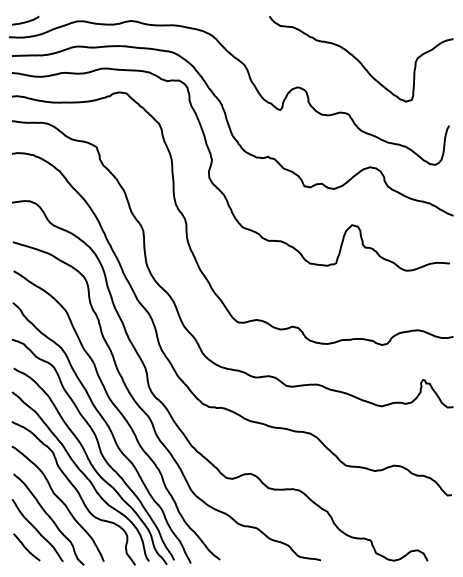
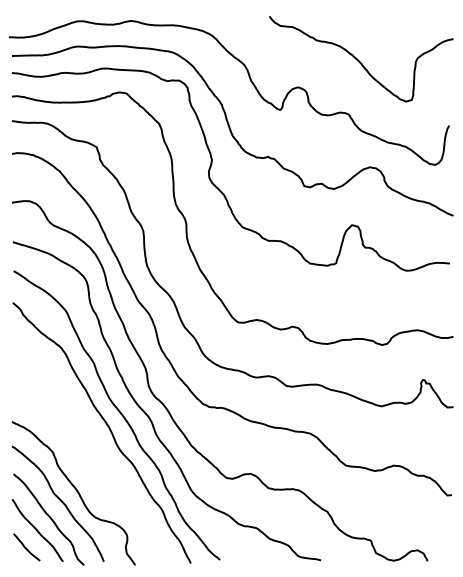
curve: present -> none (25, 21)
part: present -> none (92, 451)
